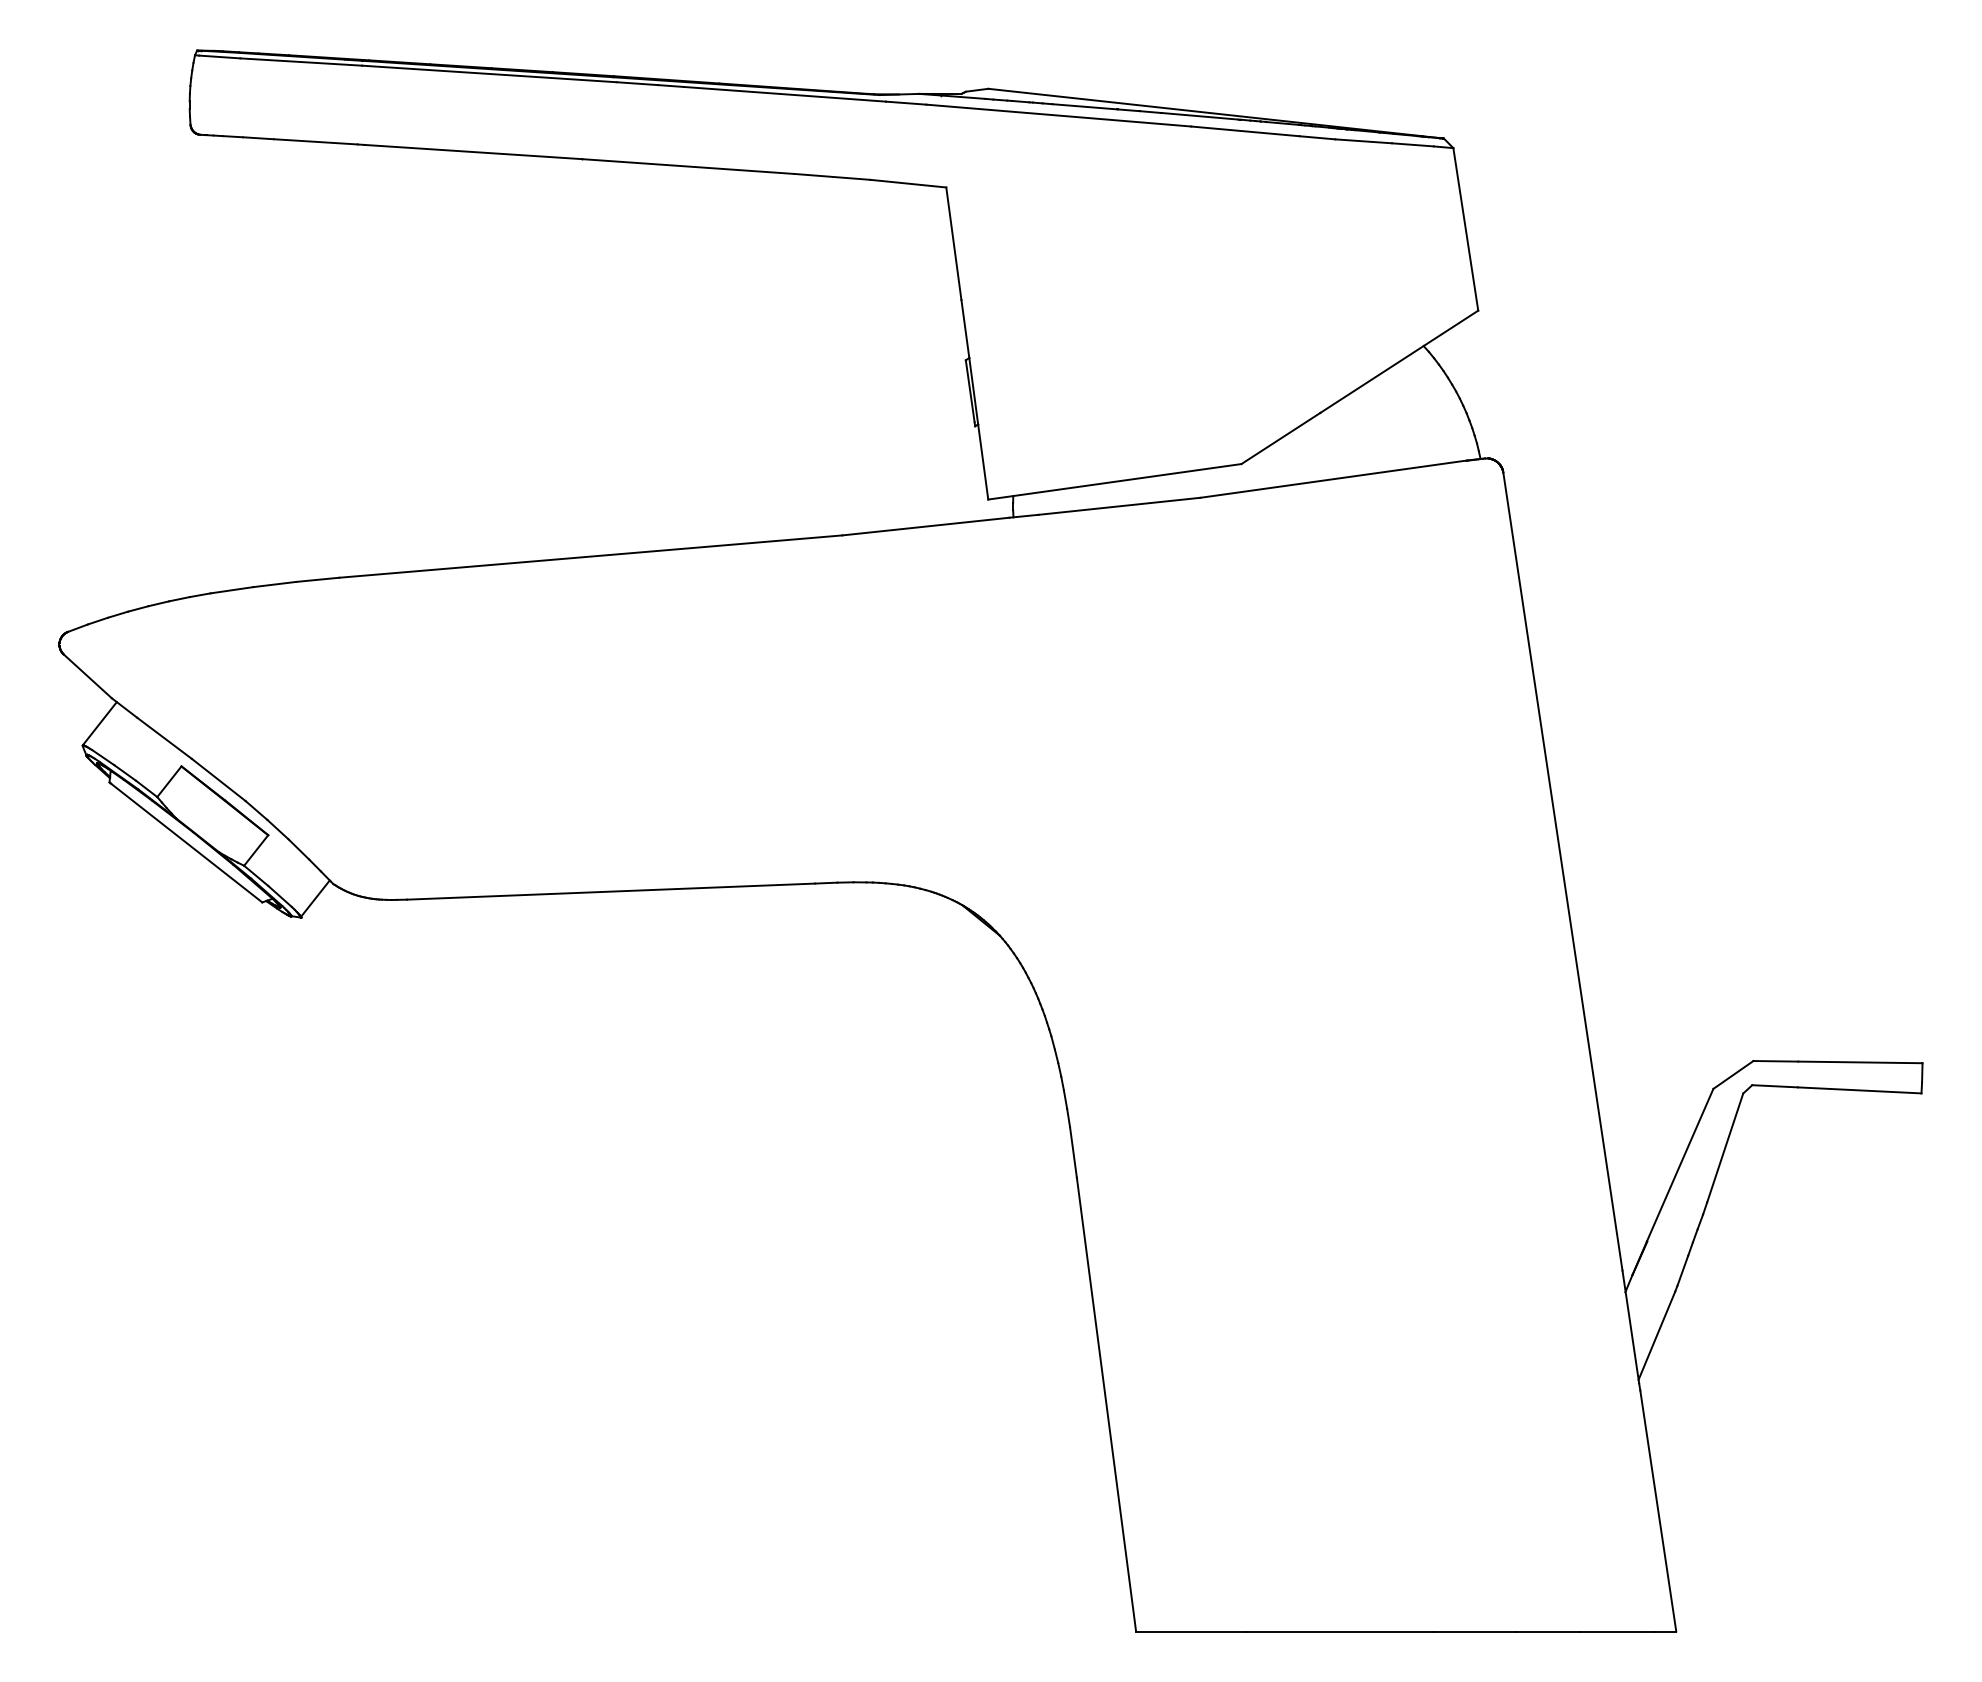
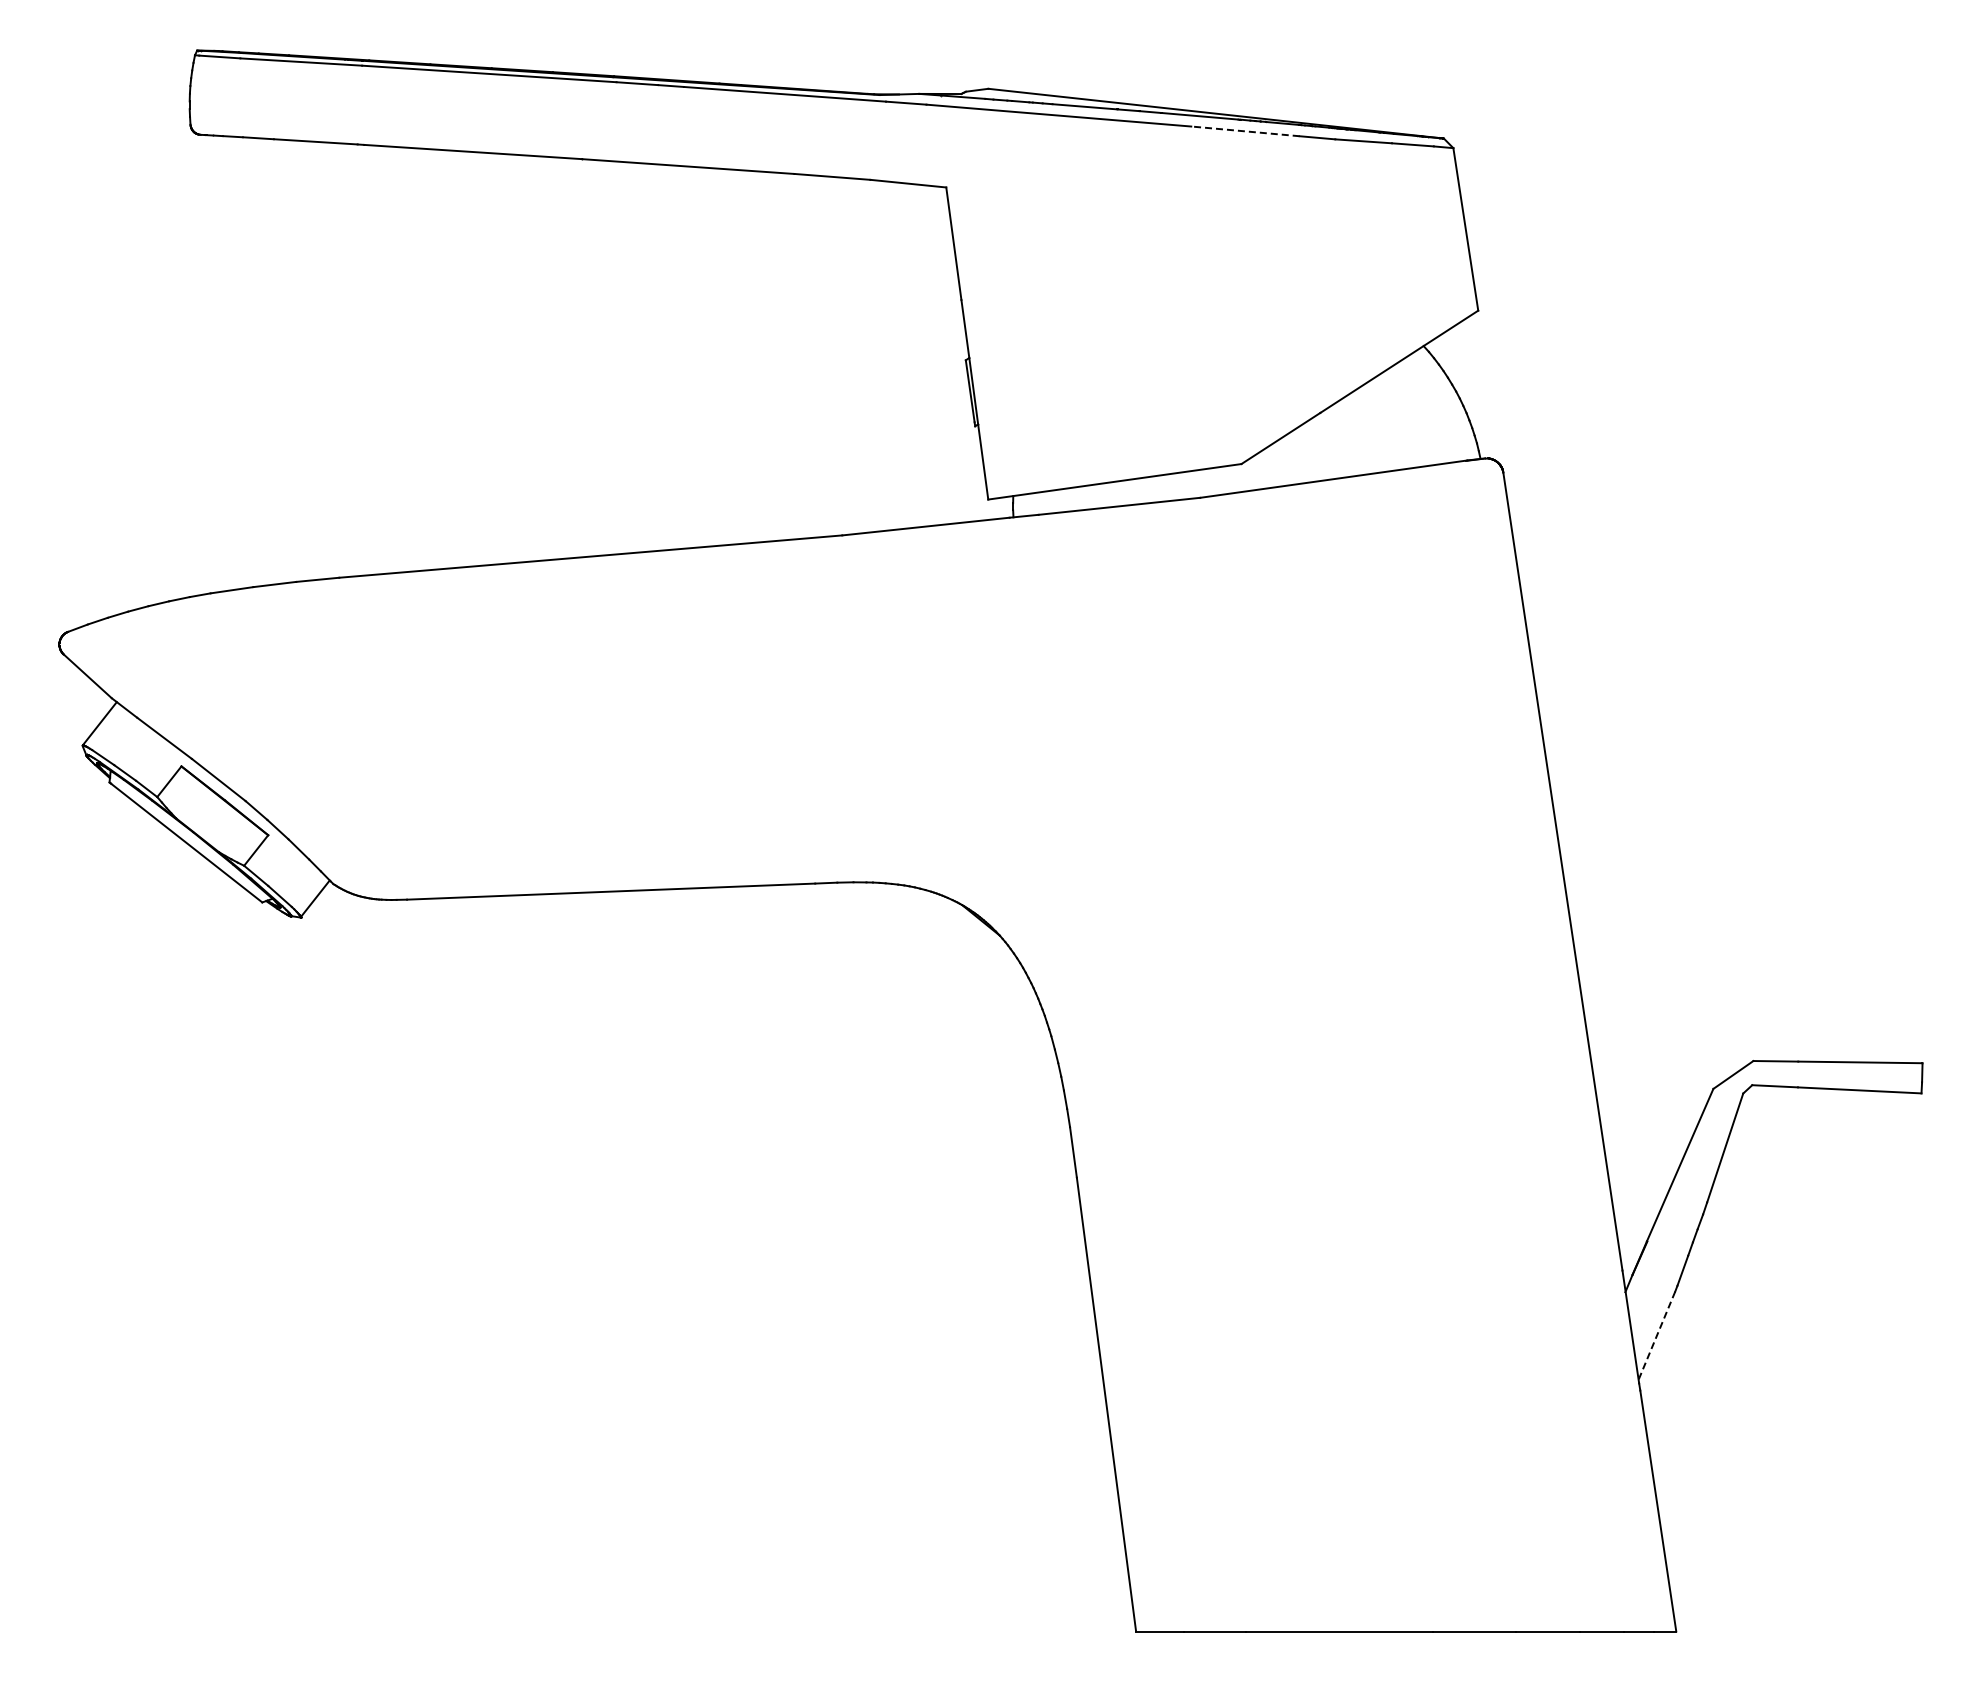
line: solid -> dashed (1244, 131)
line: solid -> dashed (1656, 1335)
